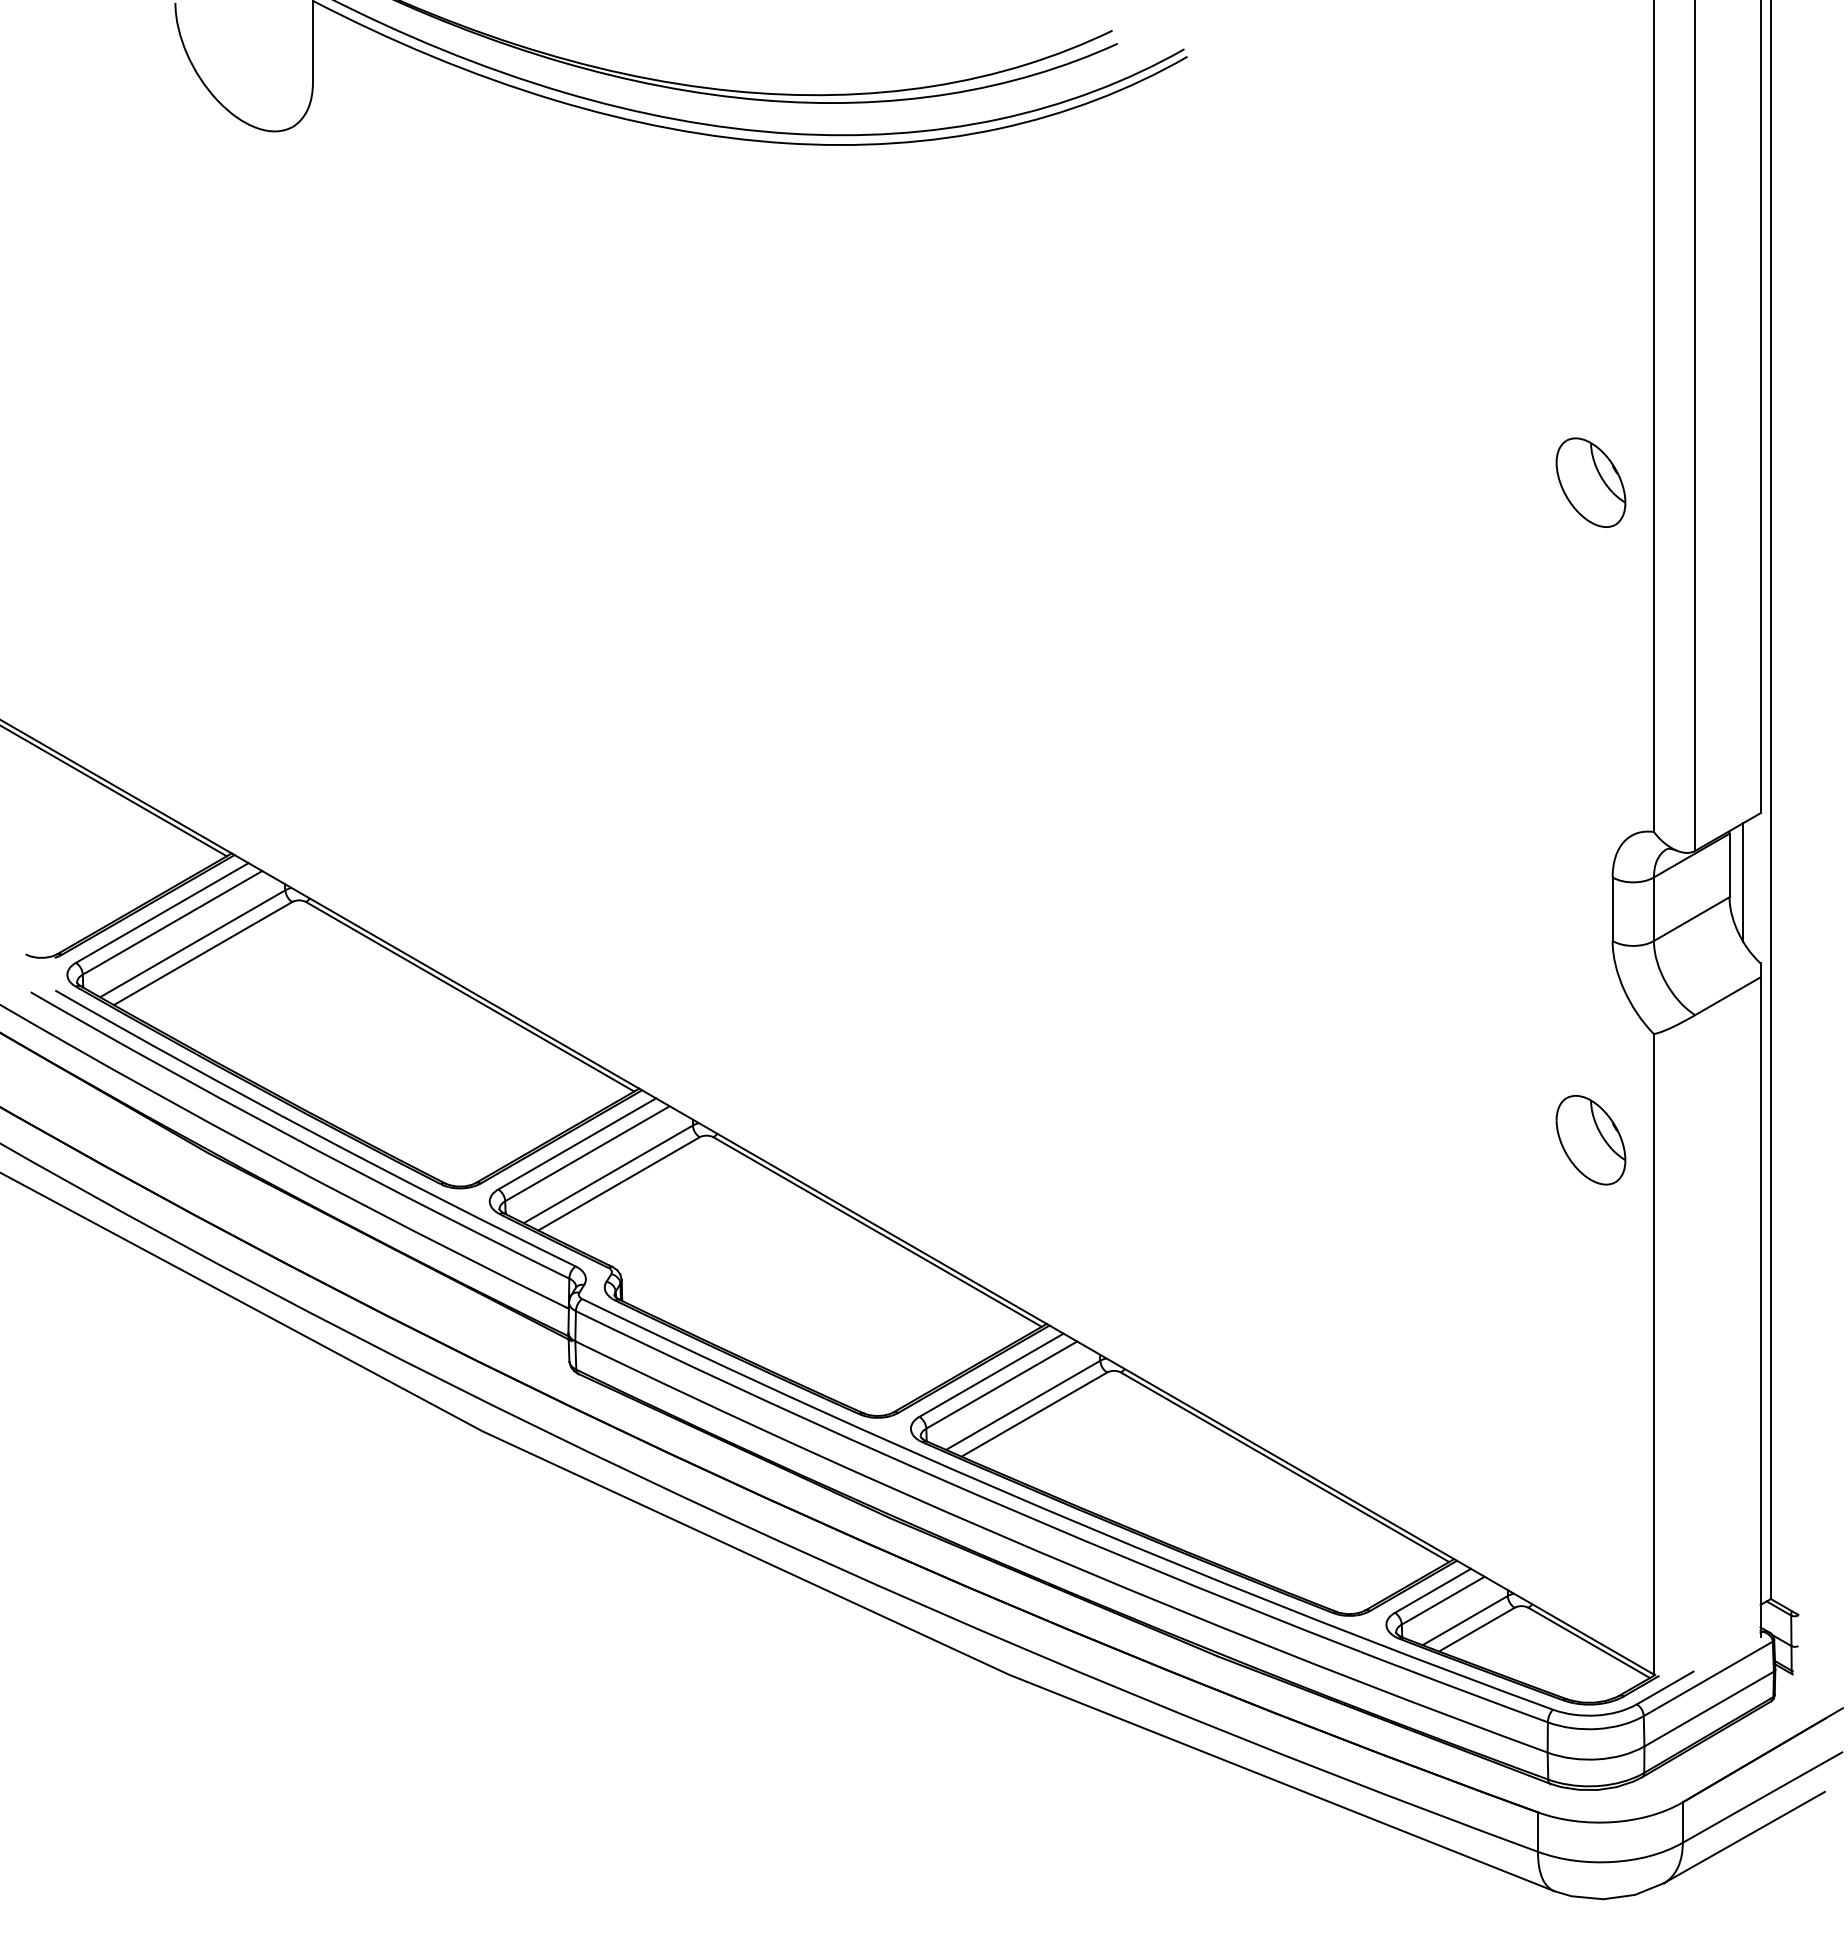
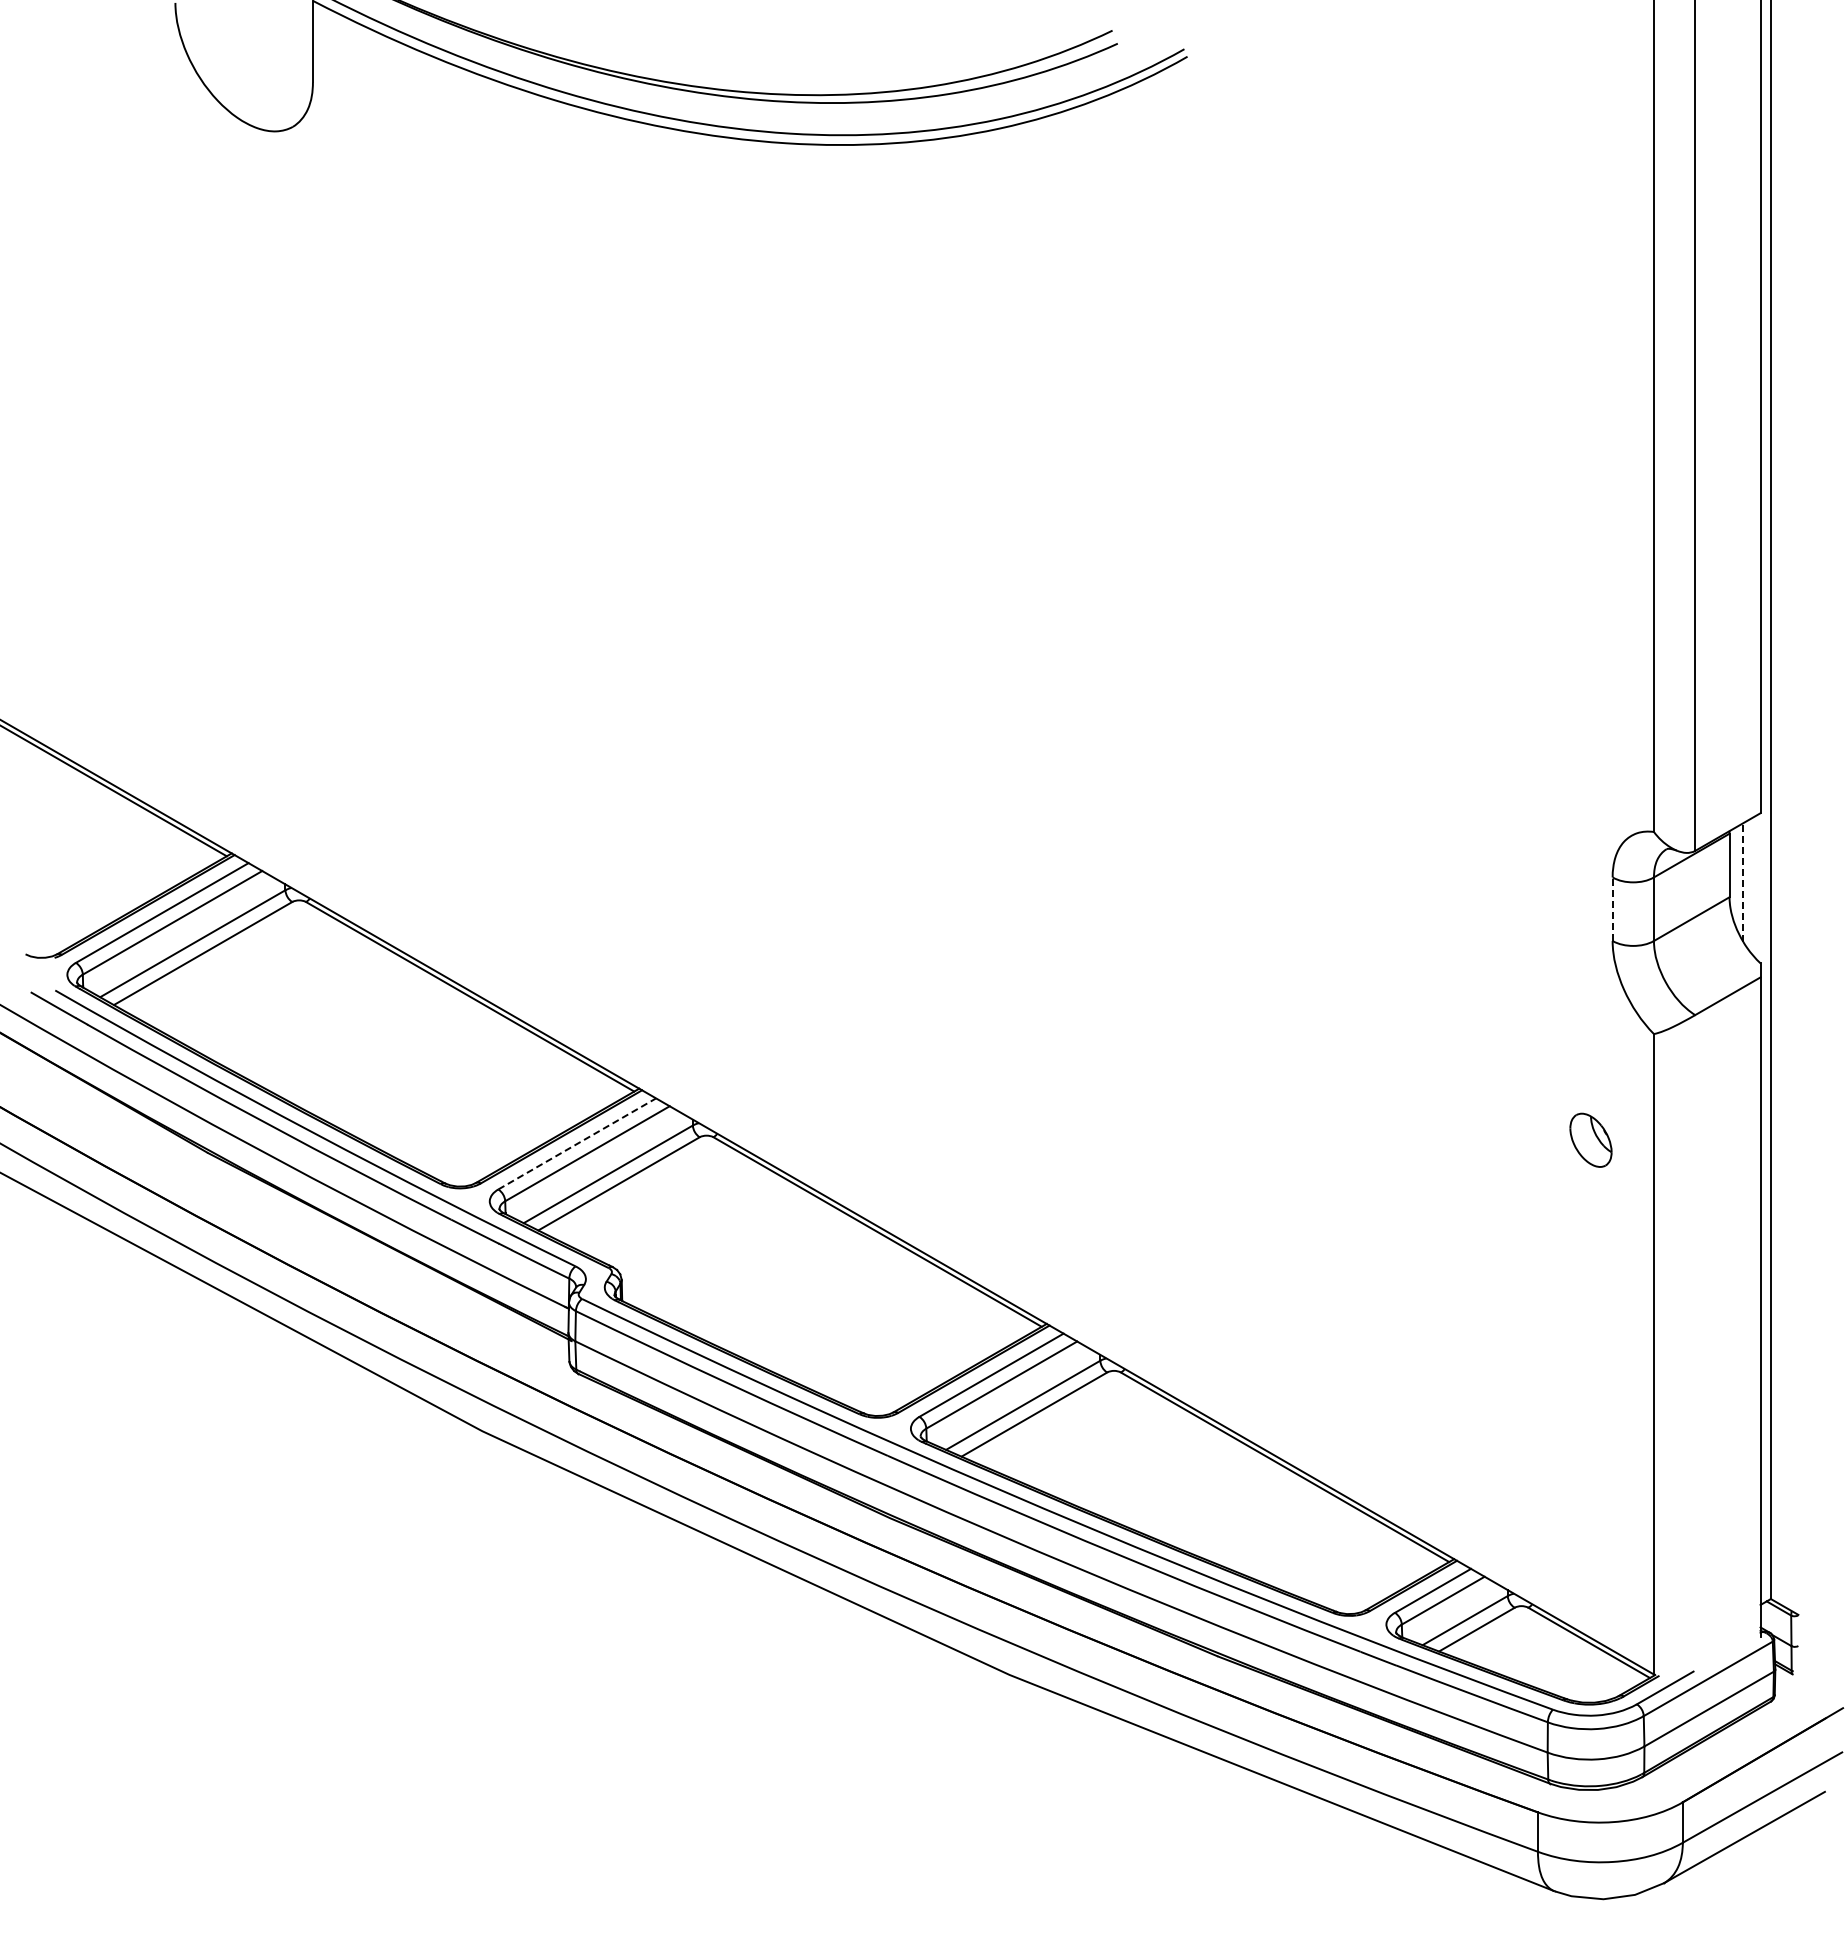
part: present -> none (1590, 482)
line: solid -> dashed (1743, 882)
line: solid -> dashed (1612, 909)
part size: 72x91 px -> 44x56 px (1590, 1139)
line: solid -> dashed (577, 1143)
